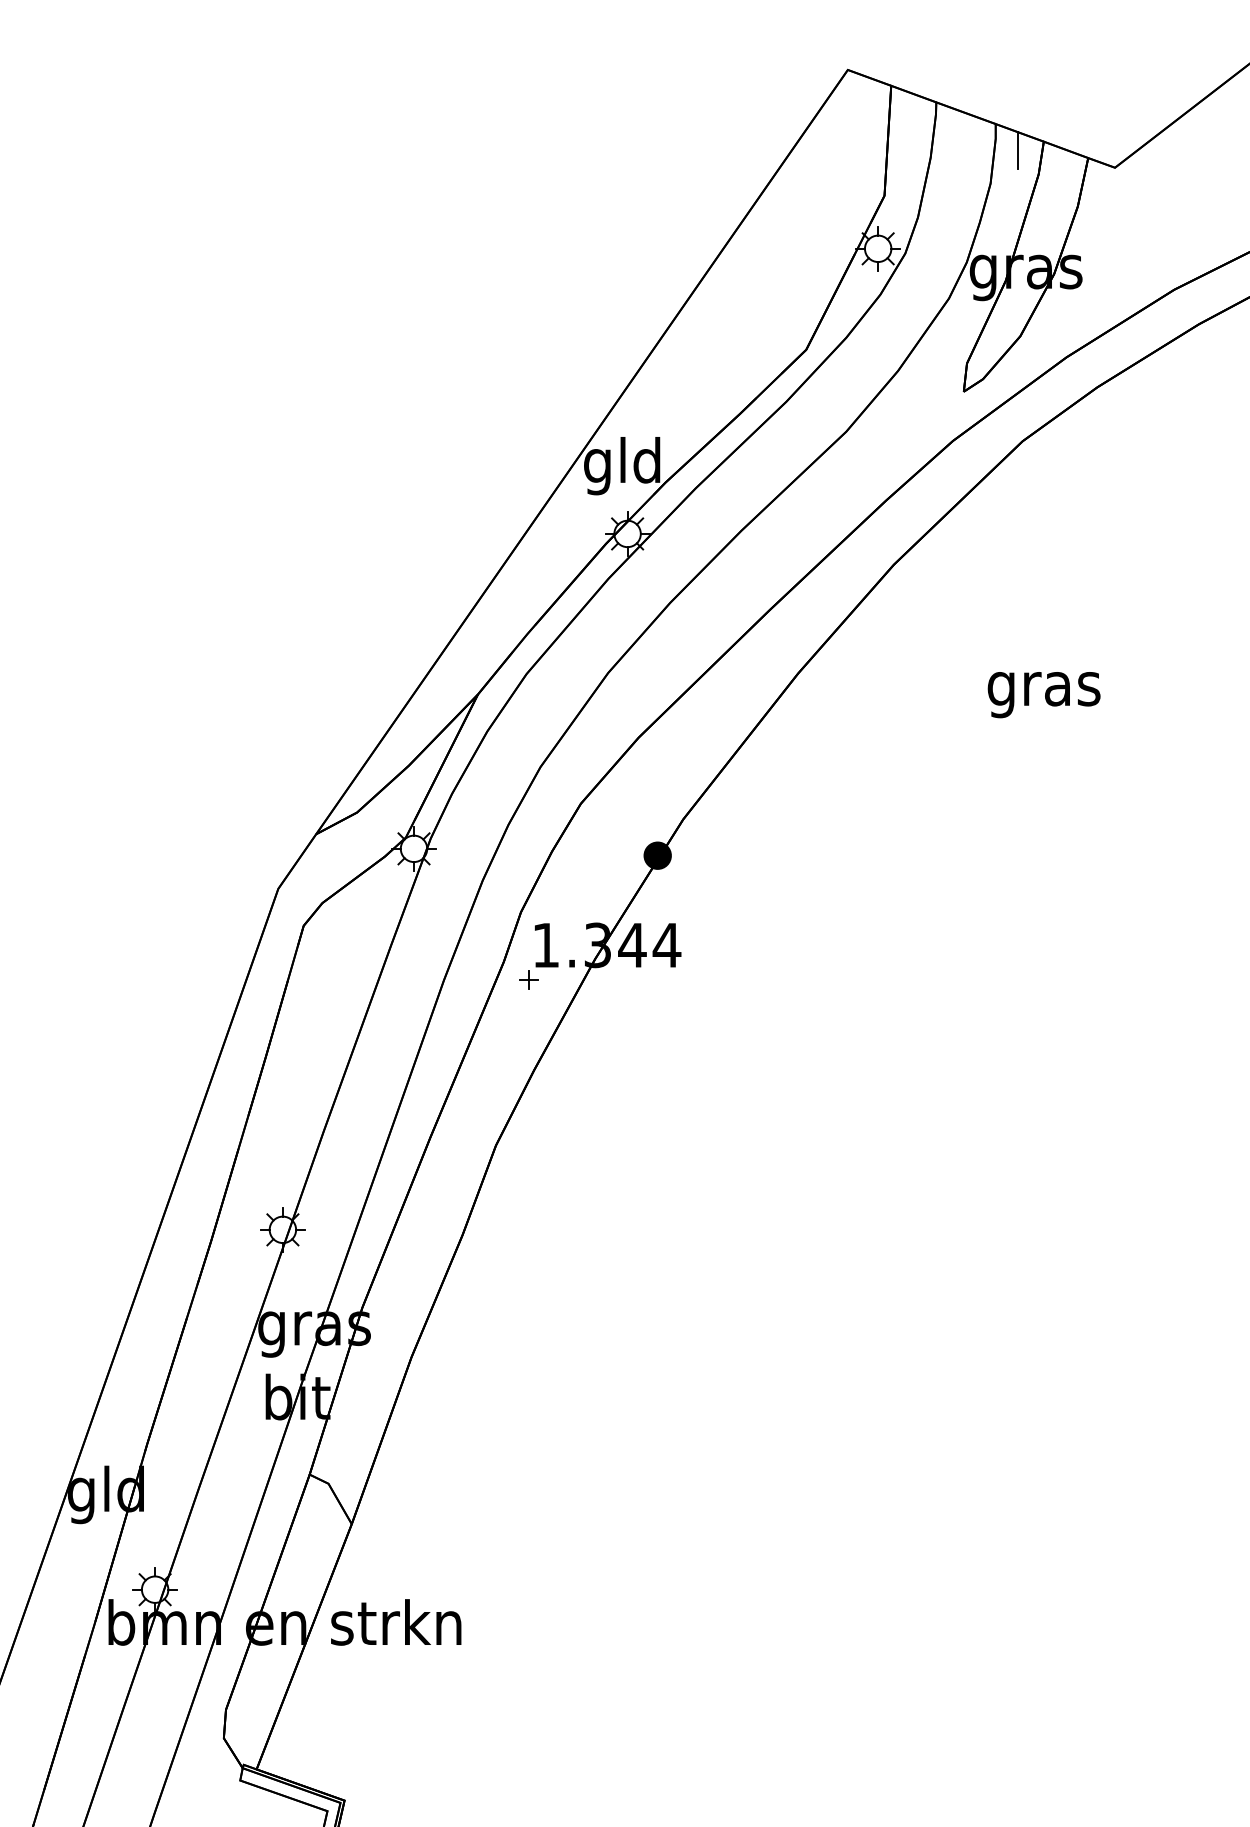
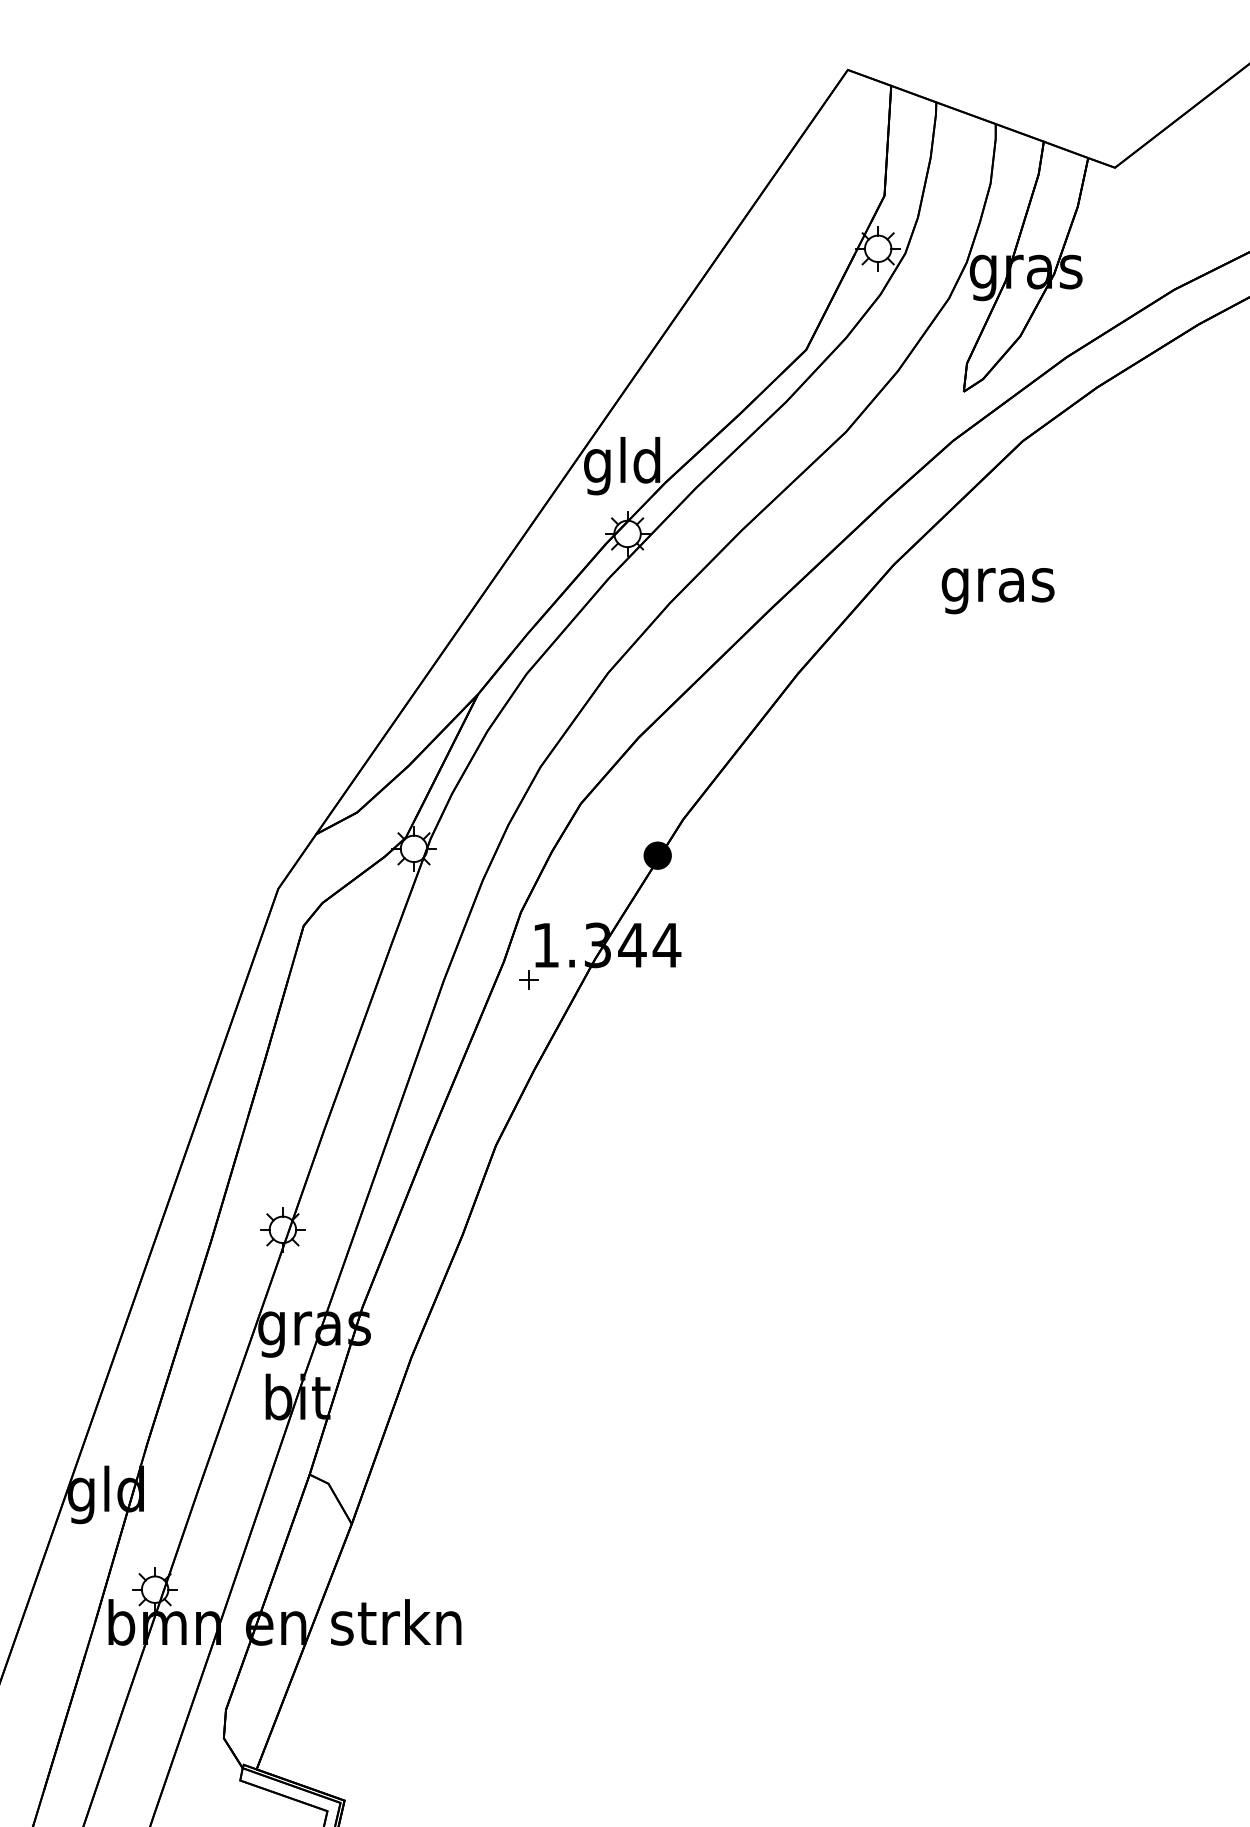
line: present -> none (1017, 150)
text position: (1043, 695) -> (997, 591) (997, 591)
